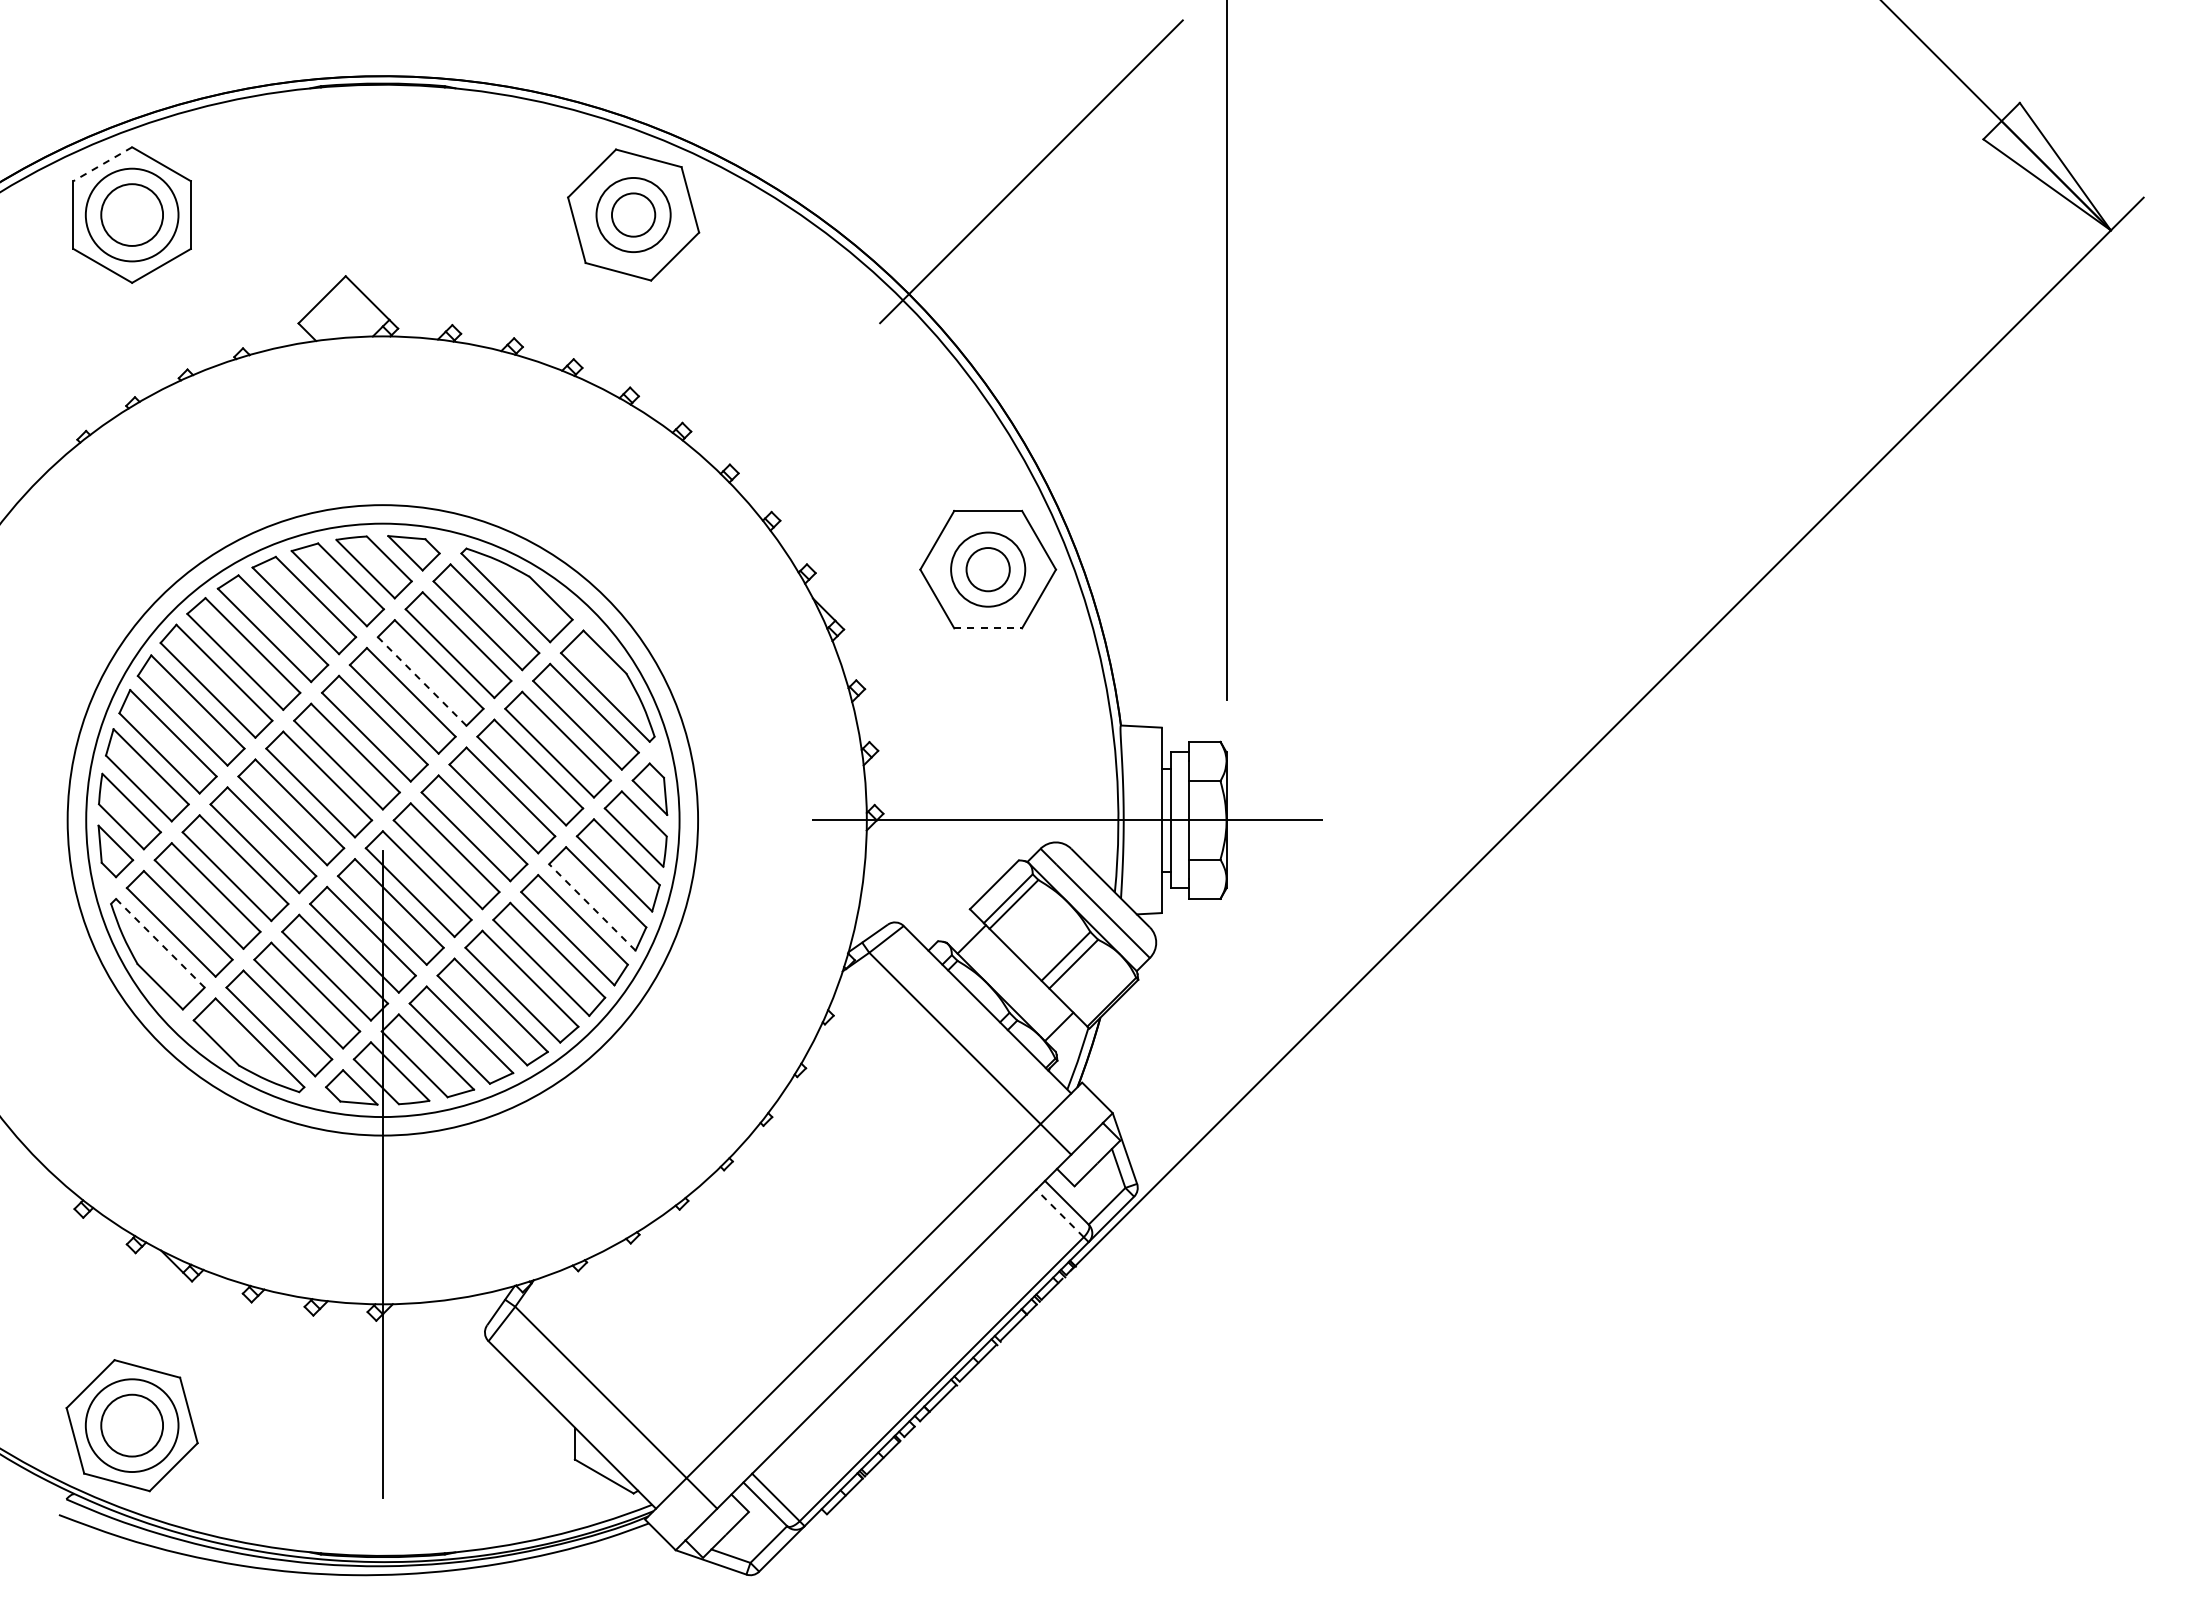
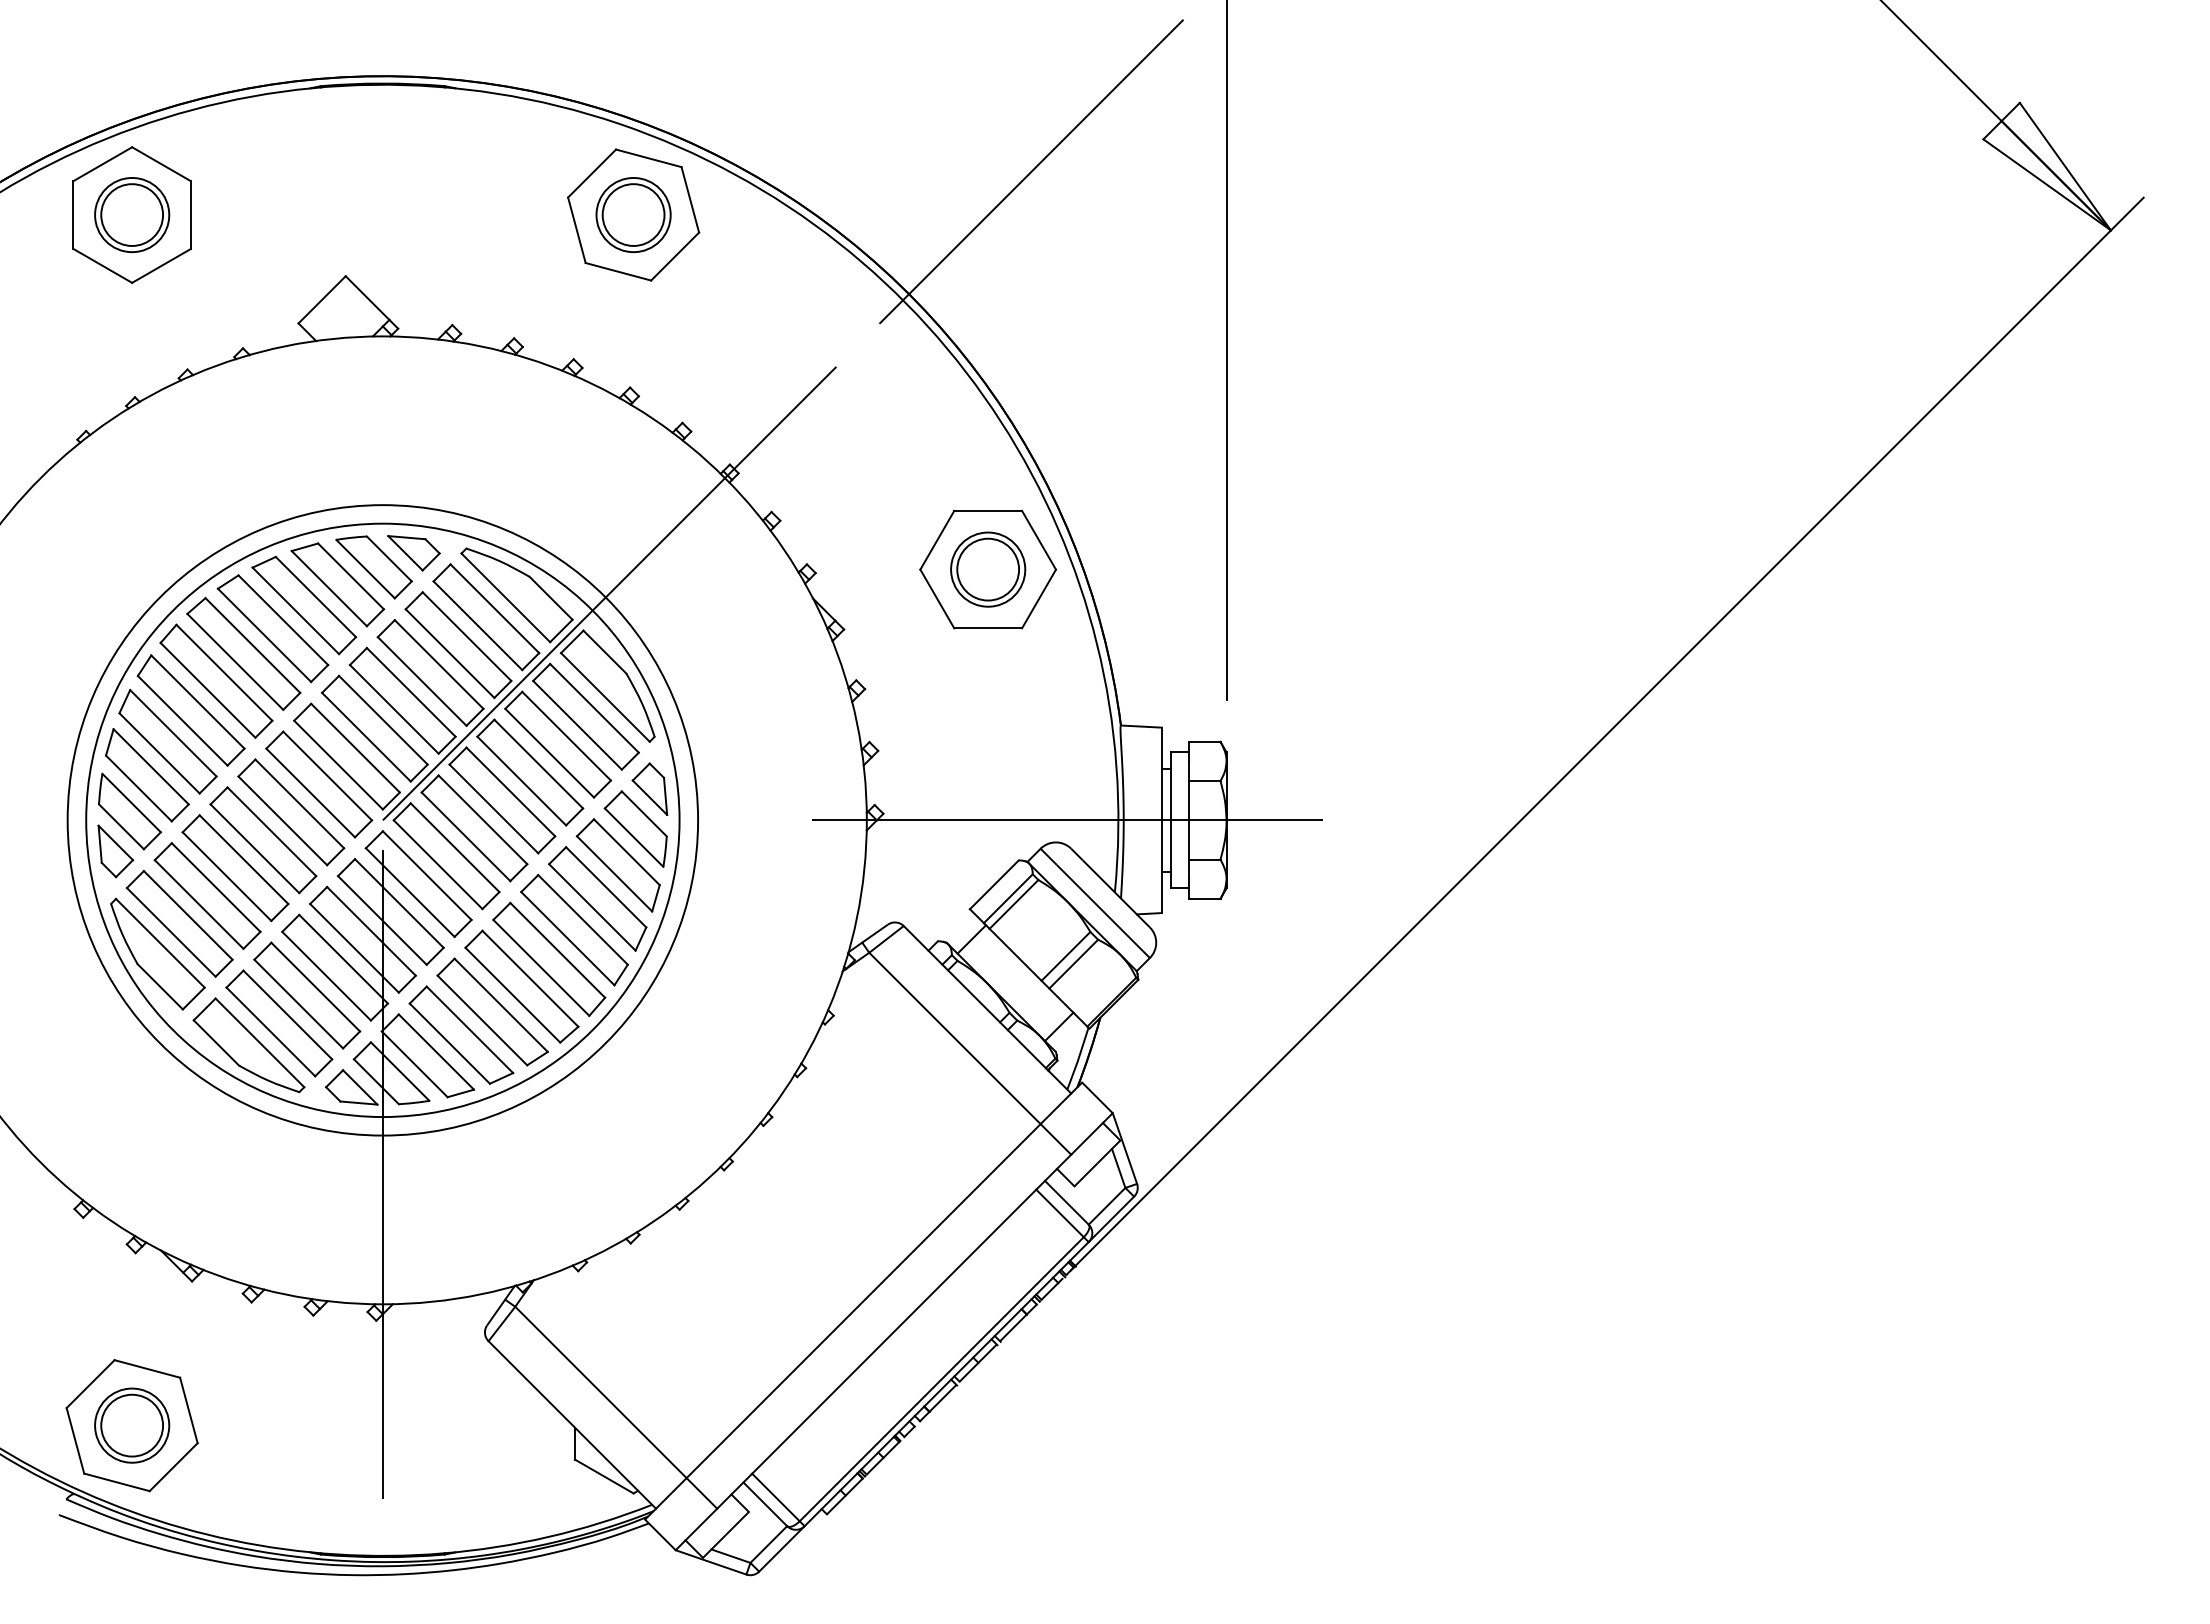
line: dashed -> solid (102, 164)
circle diameter: 93 px -> 74 px (132, 214)
circle diameter: 43 px -> 62 px (633, 214)
circle diameter: 43 px -> 62 px (988, 569)
line: none -> present (609, 593)
line: dashed -> solid (988, 628)
line: dashed -> solid (422, 681)
line: dashed -> solid (592, 907)
line: dashed -> solid (160, 943)
line: dashed -> solid (1060, 1213)
circle diameter: 93 px -> 74 px (132, 1425)
